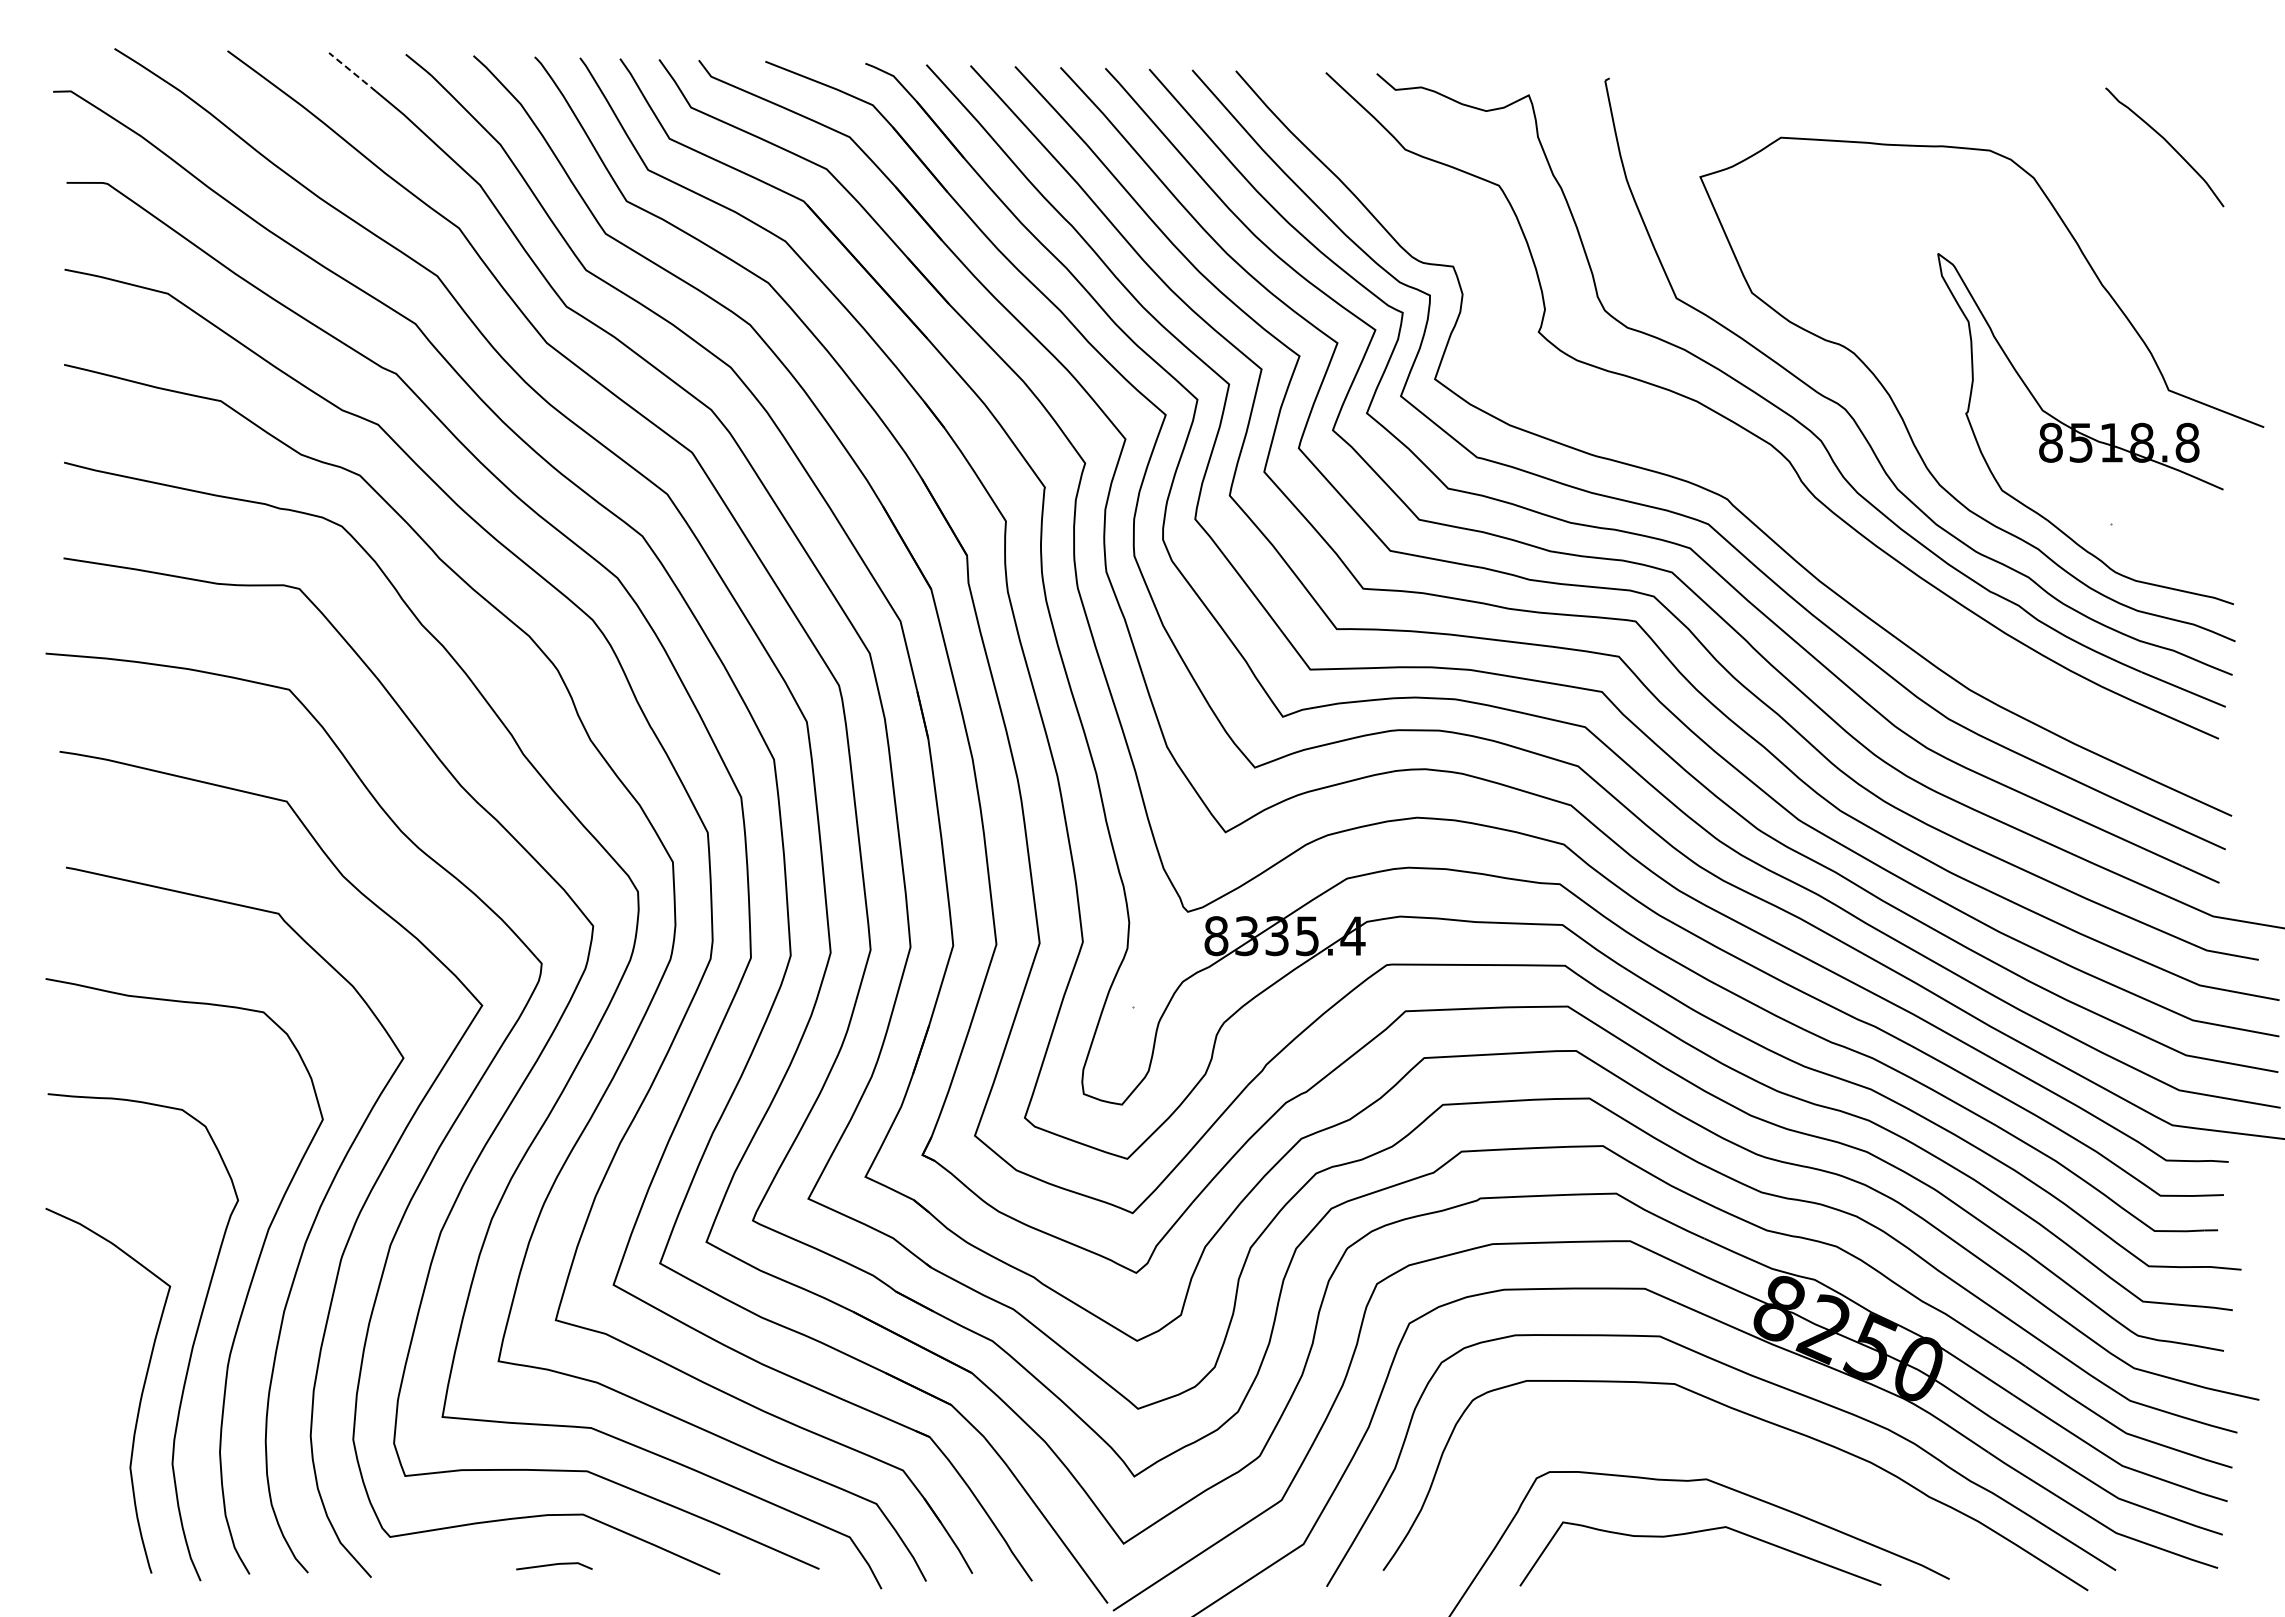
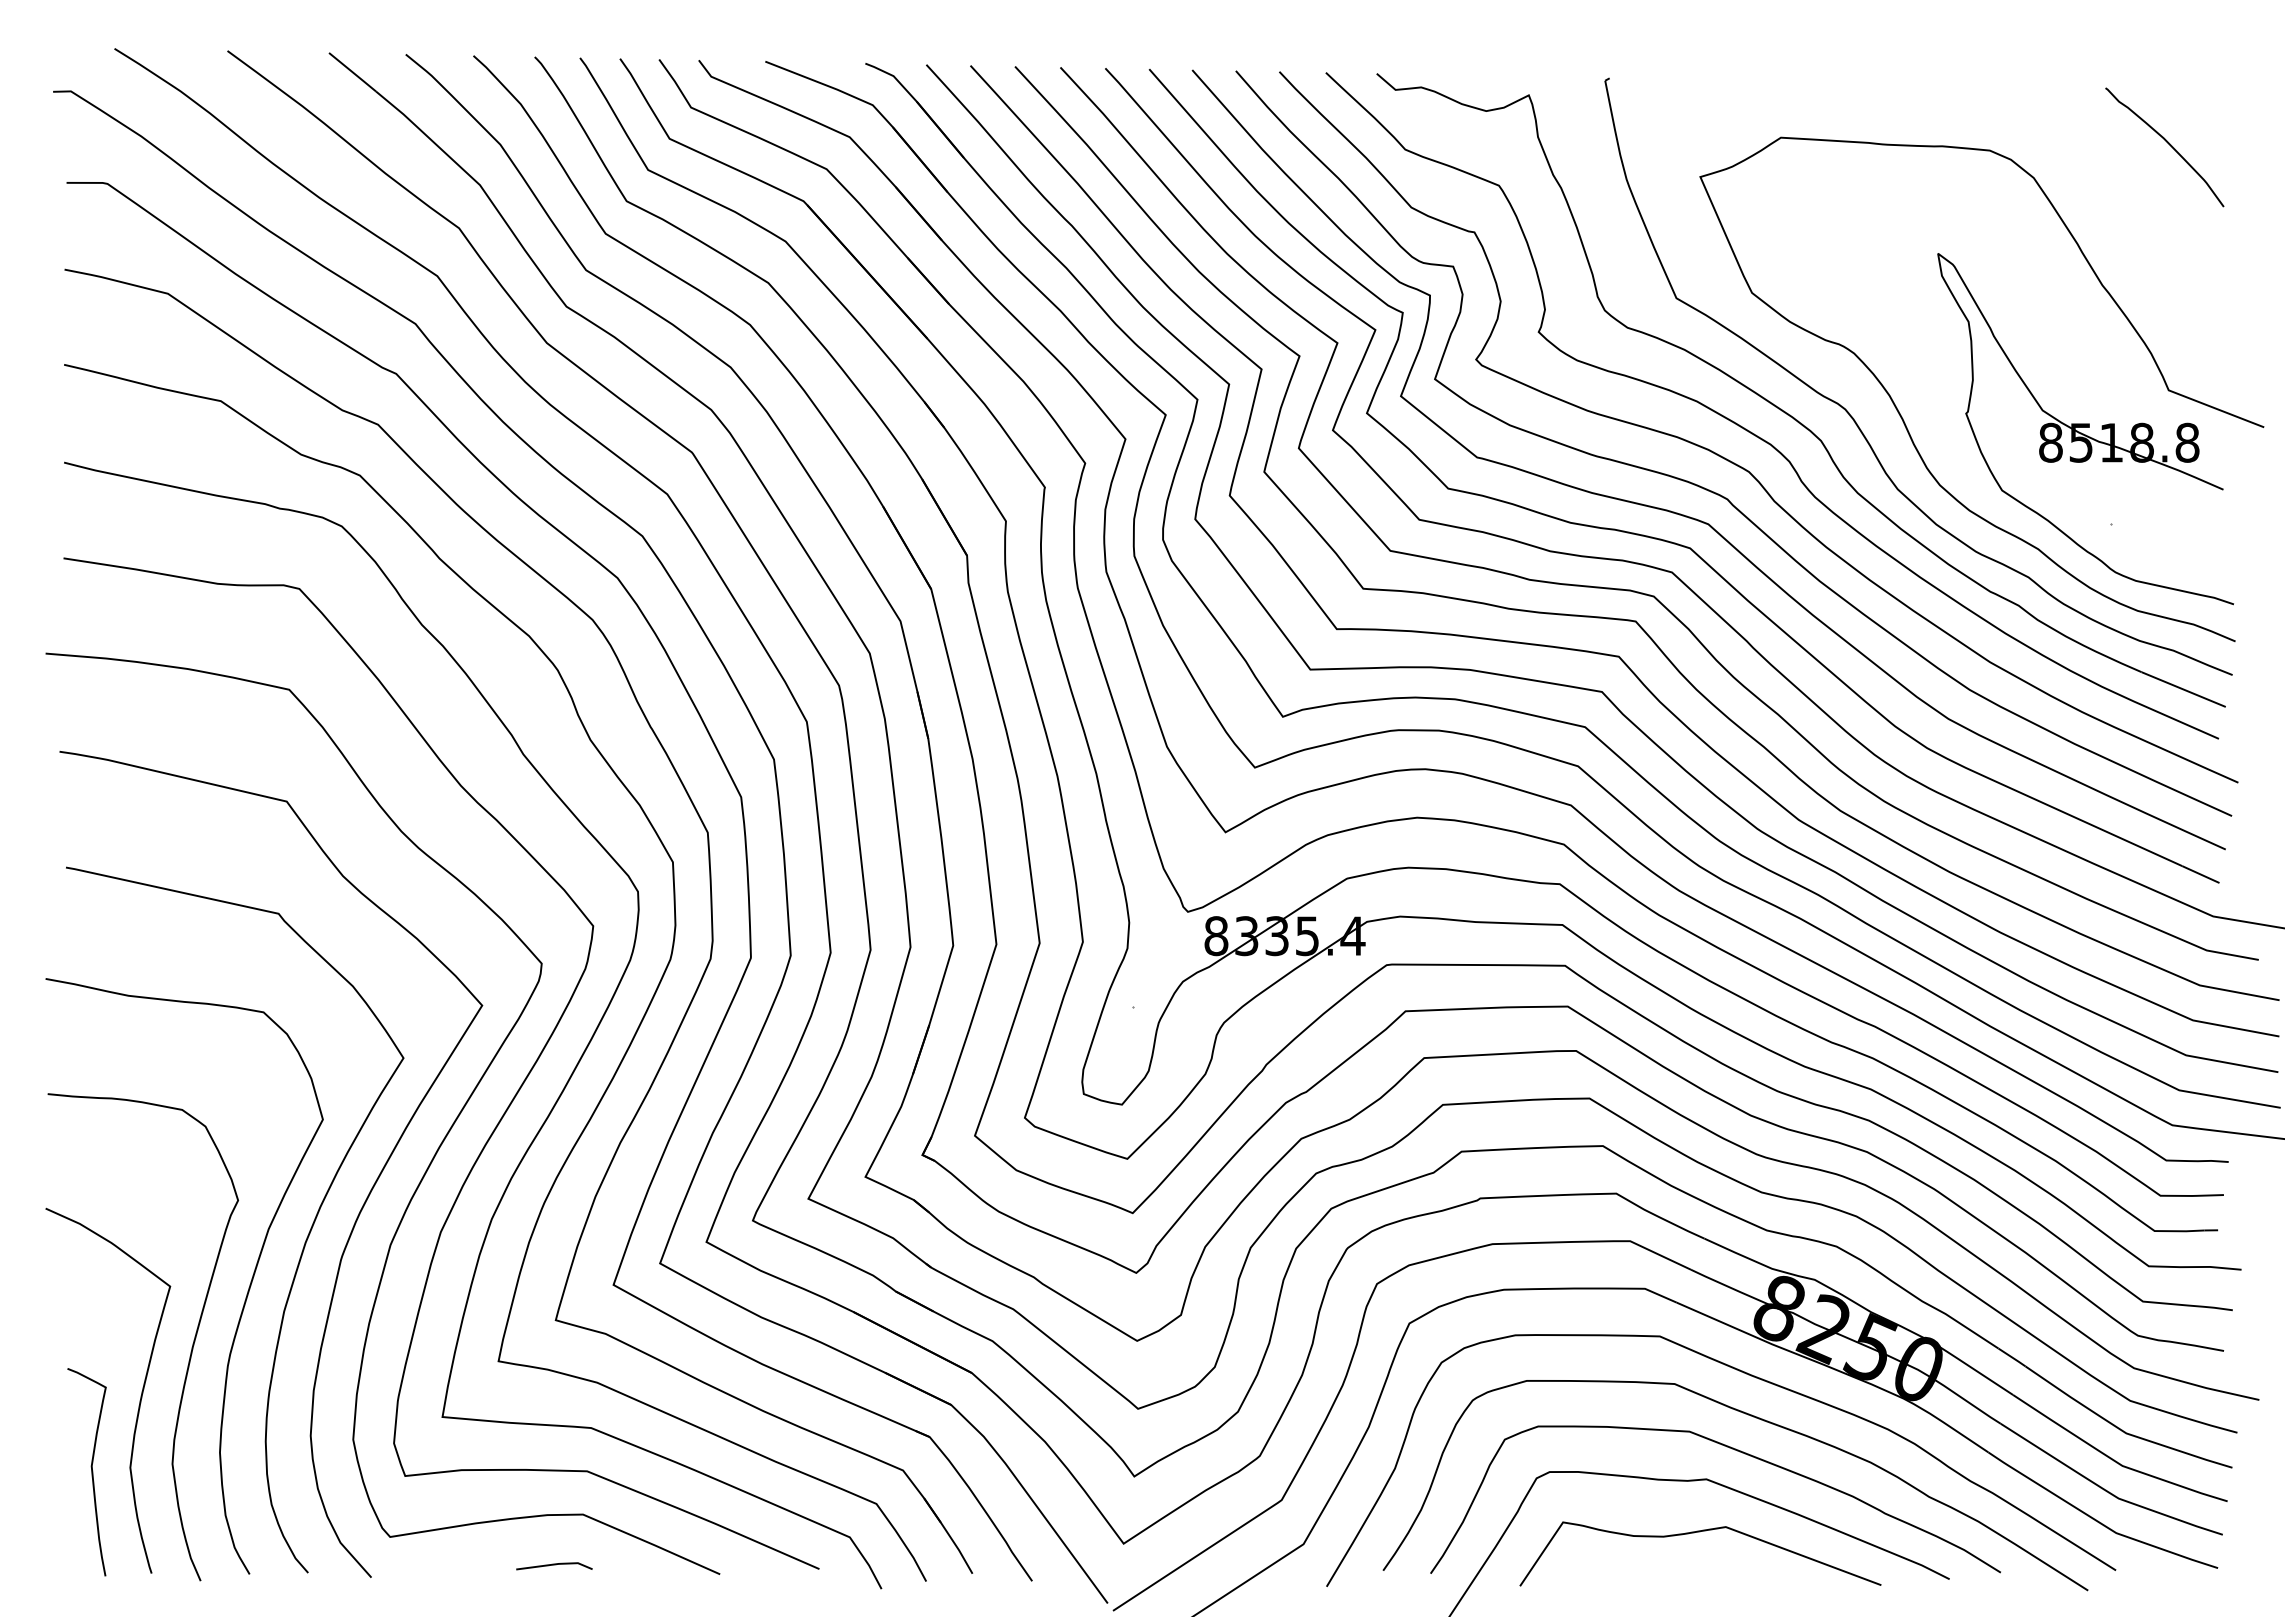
line: dashed -> solid (352, 72)
curve: none -> present (1738, 464)
curve: none -> present (1734, 1450)
curve: none -> present (91, 1472)
